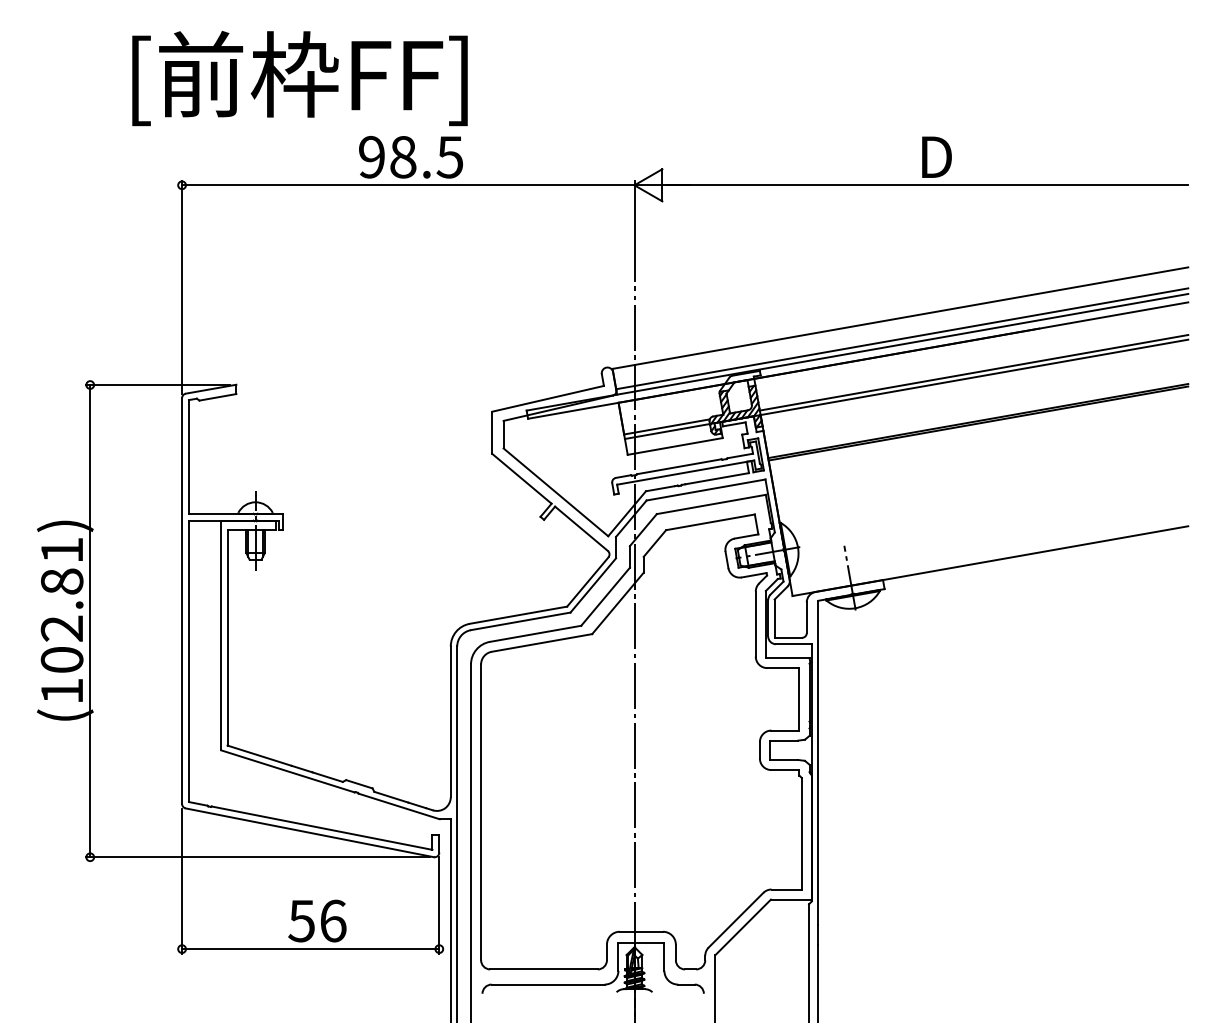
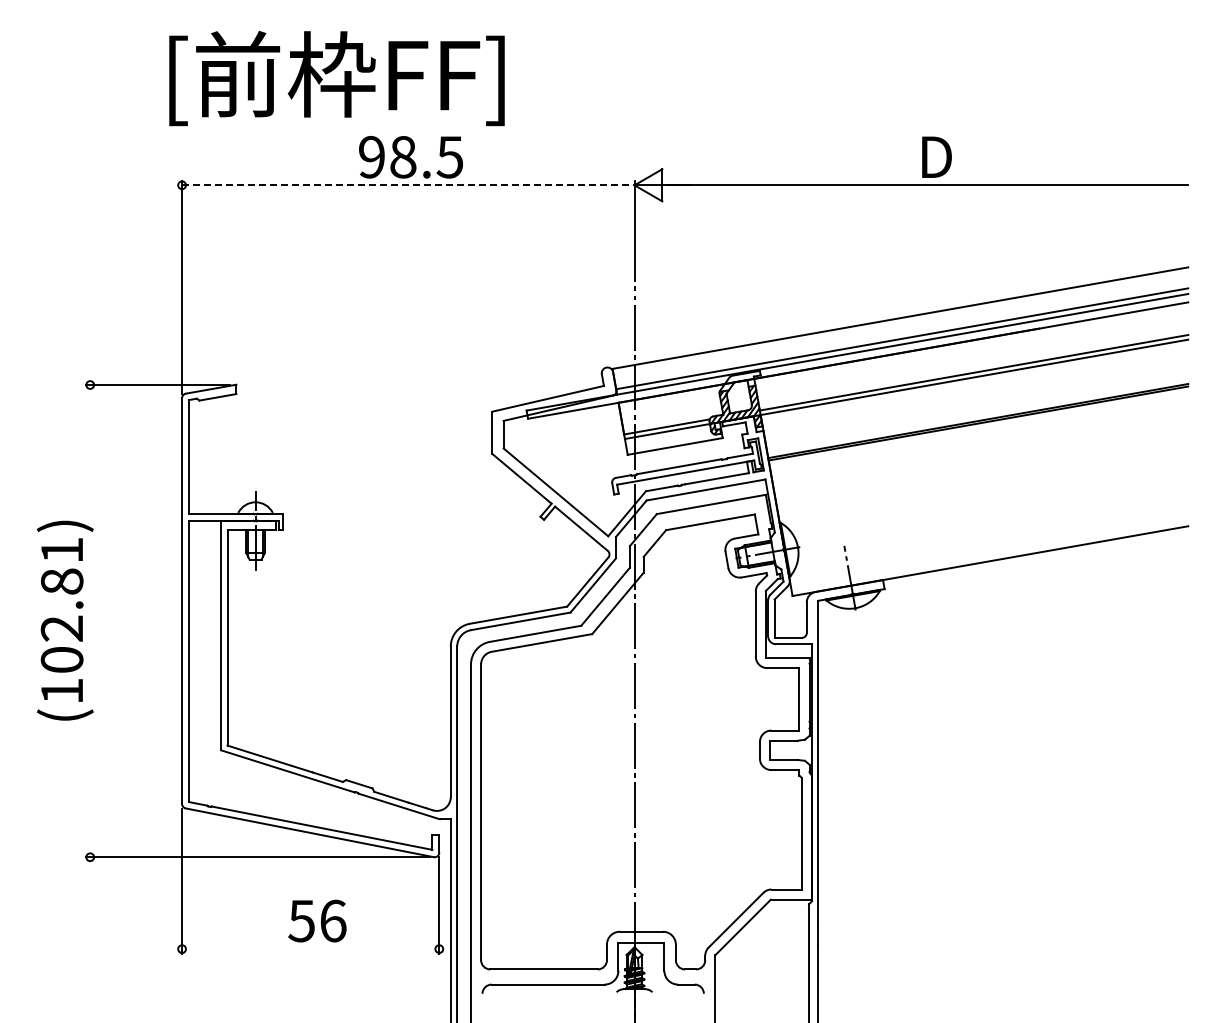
text position: (299, 78) -> (336, 78) (336, 78)
line: solid -> dashed (408, 185)
line: present -> none (90, 621)
line: present -> none (310, 949)
